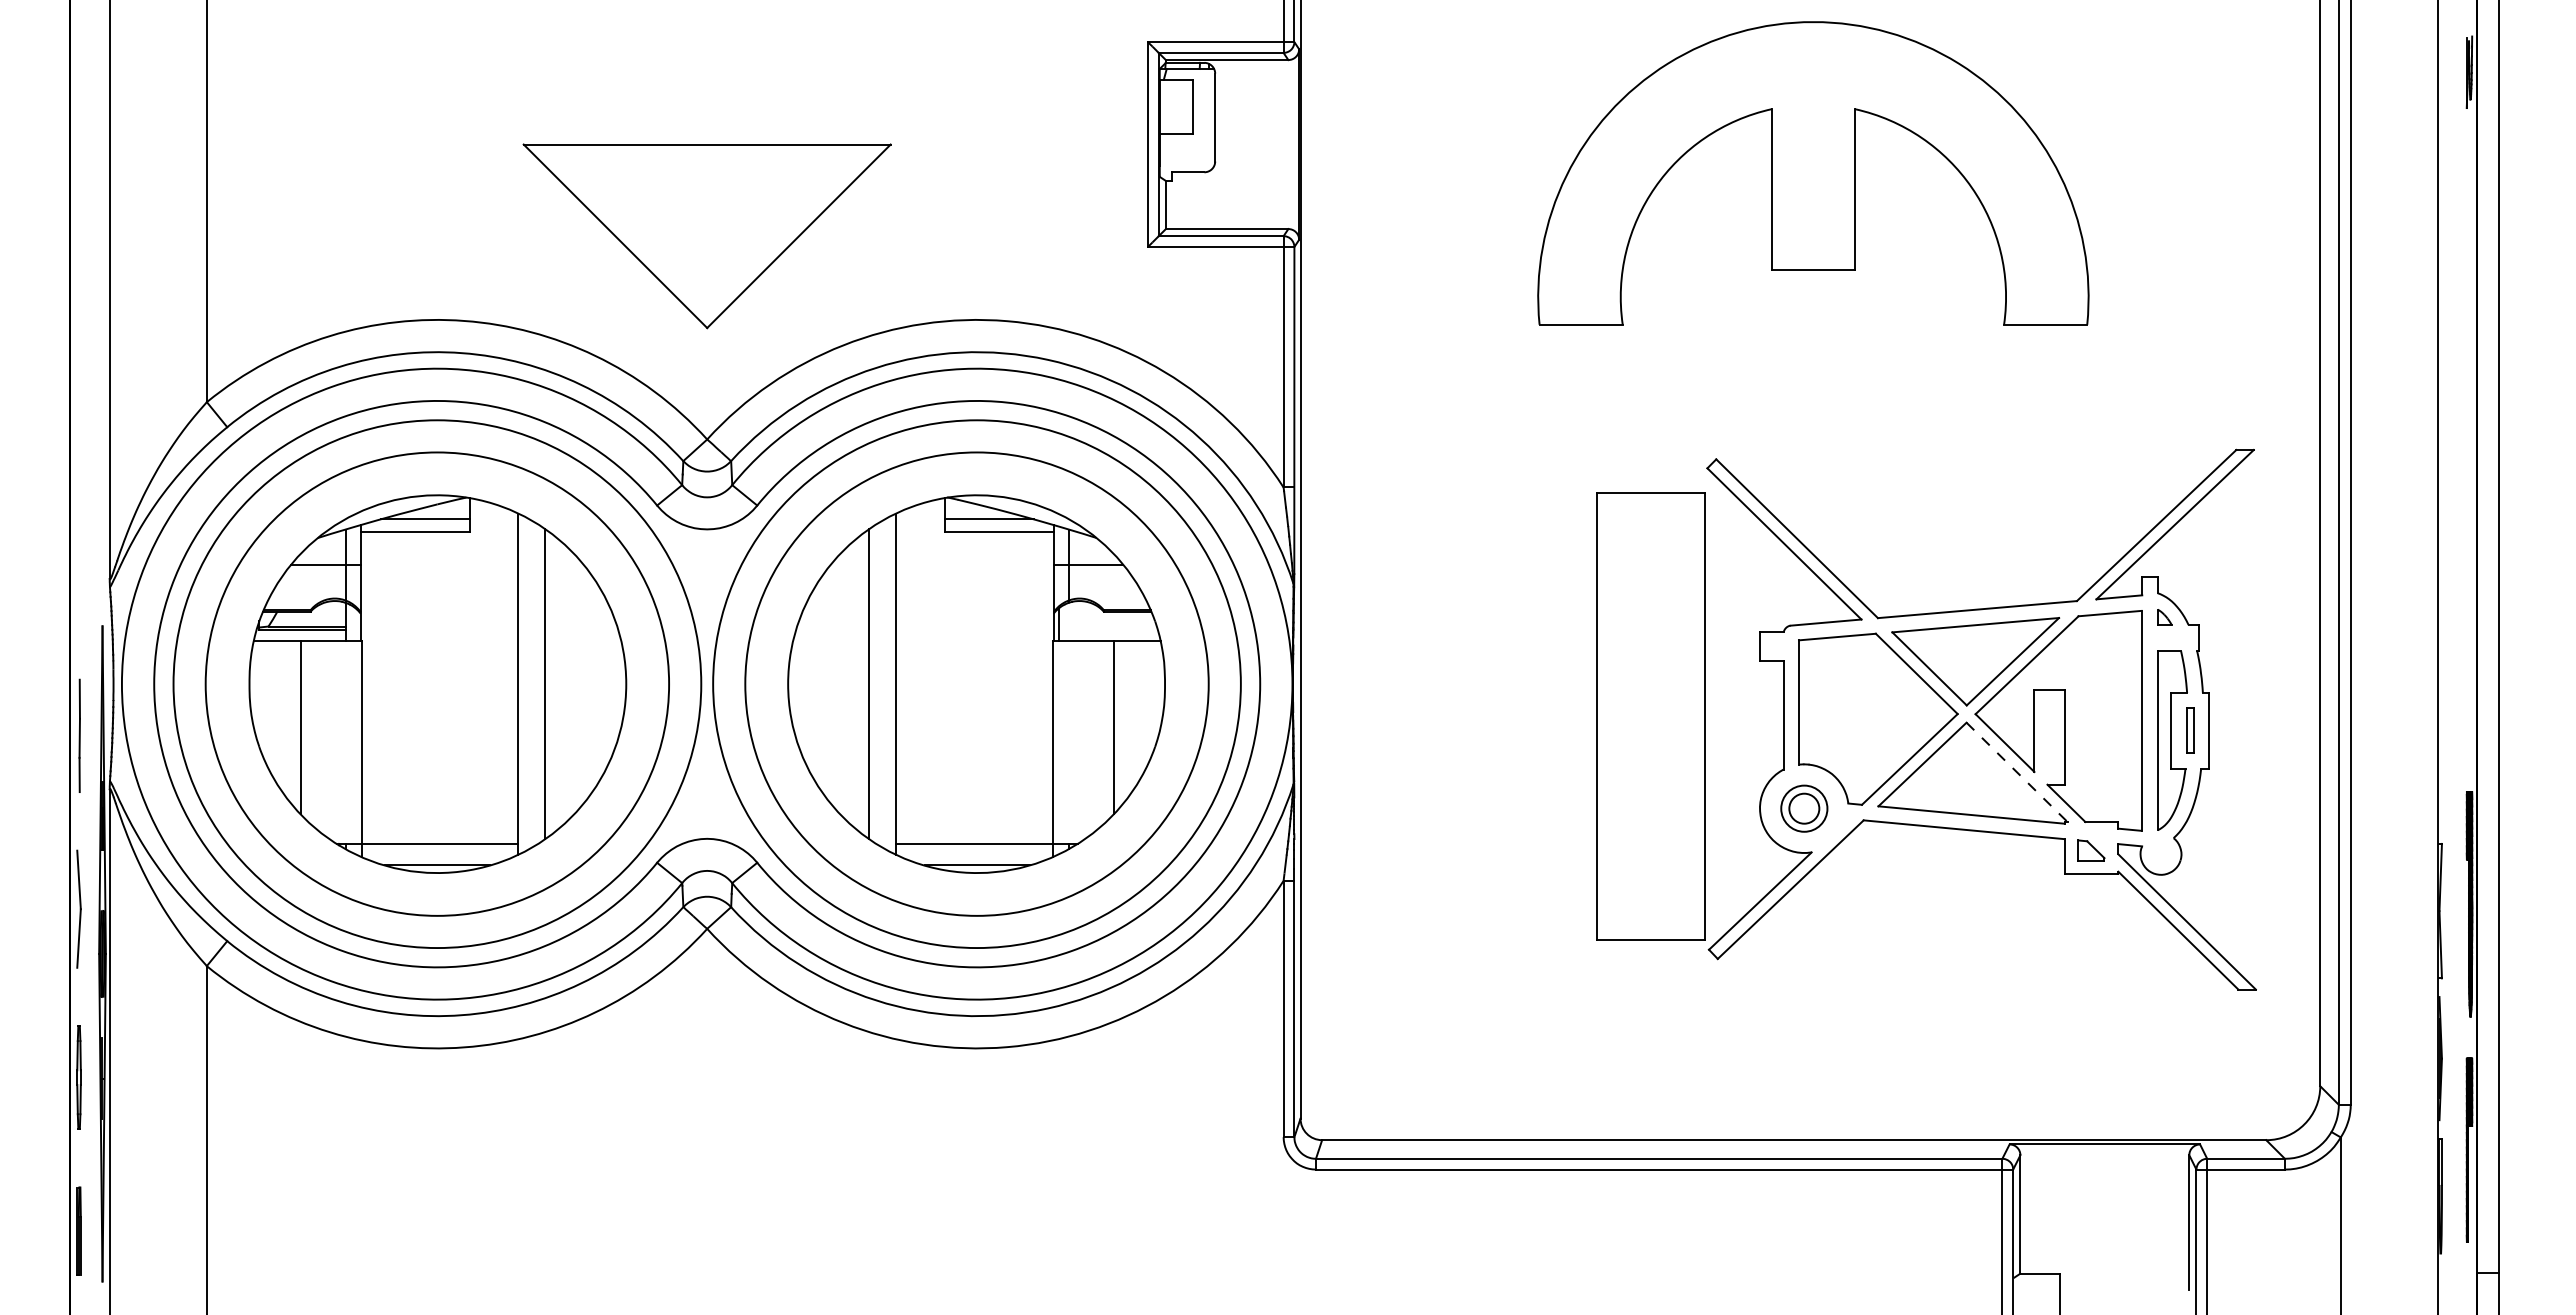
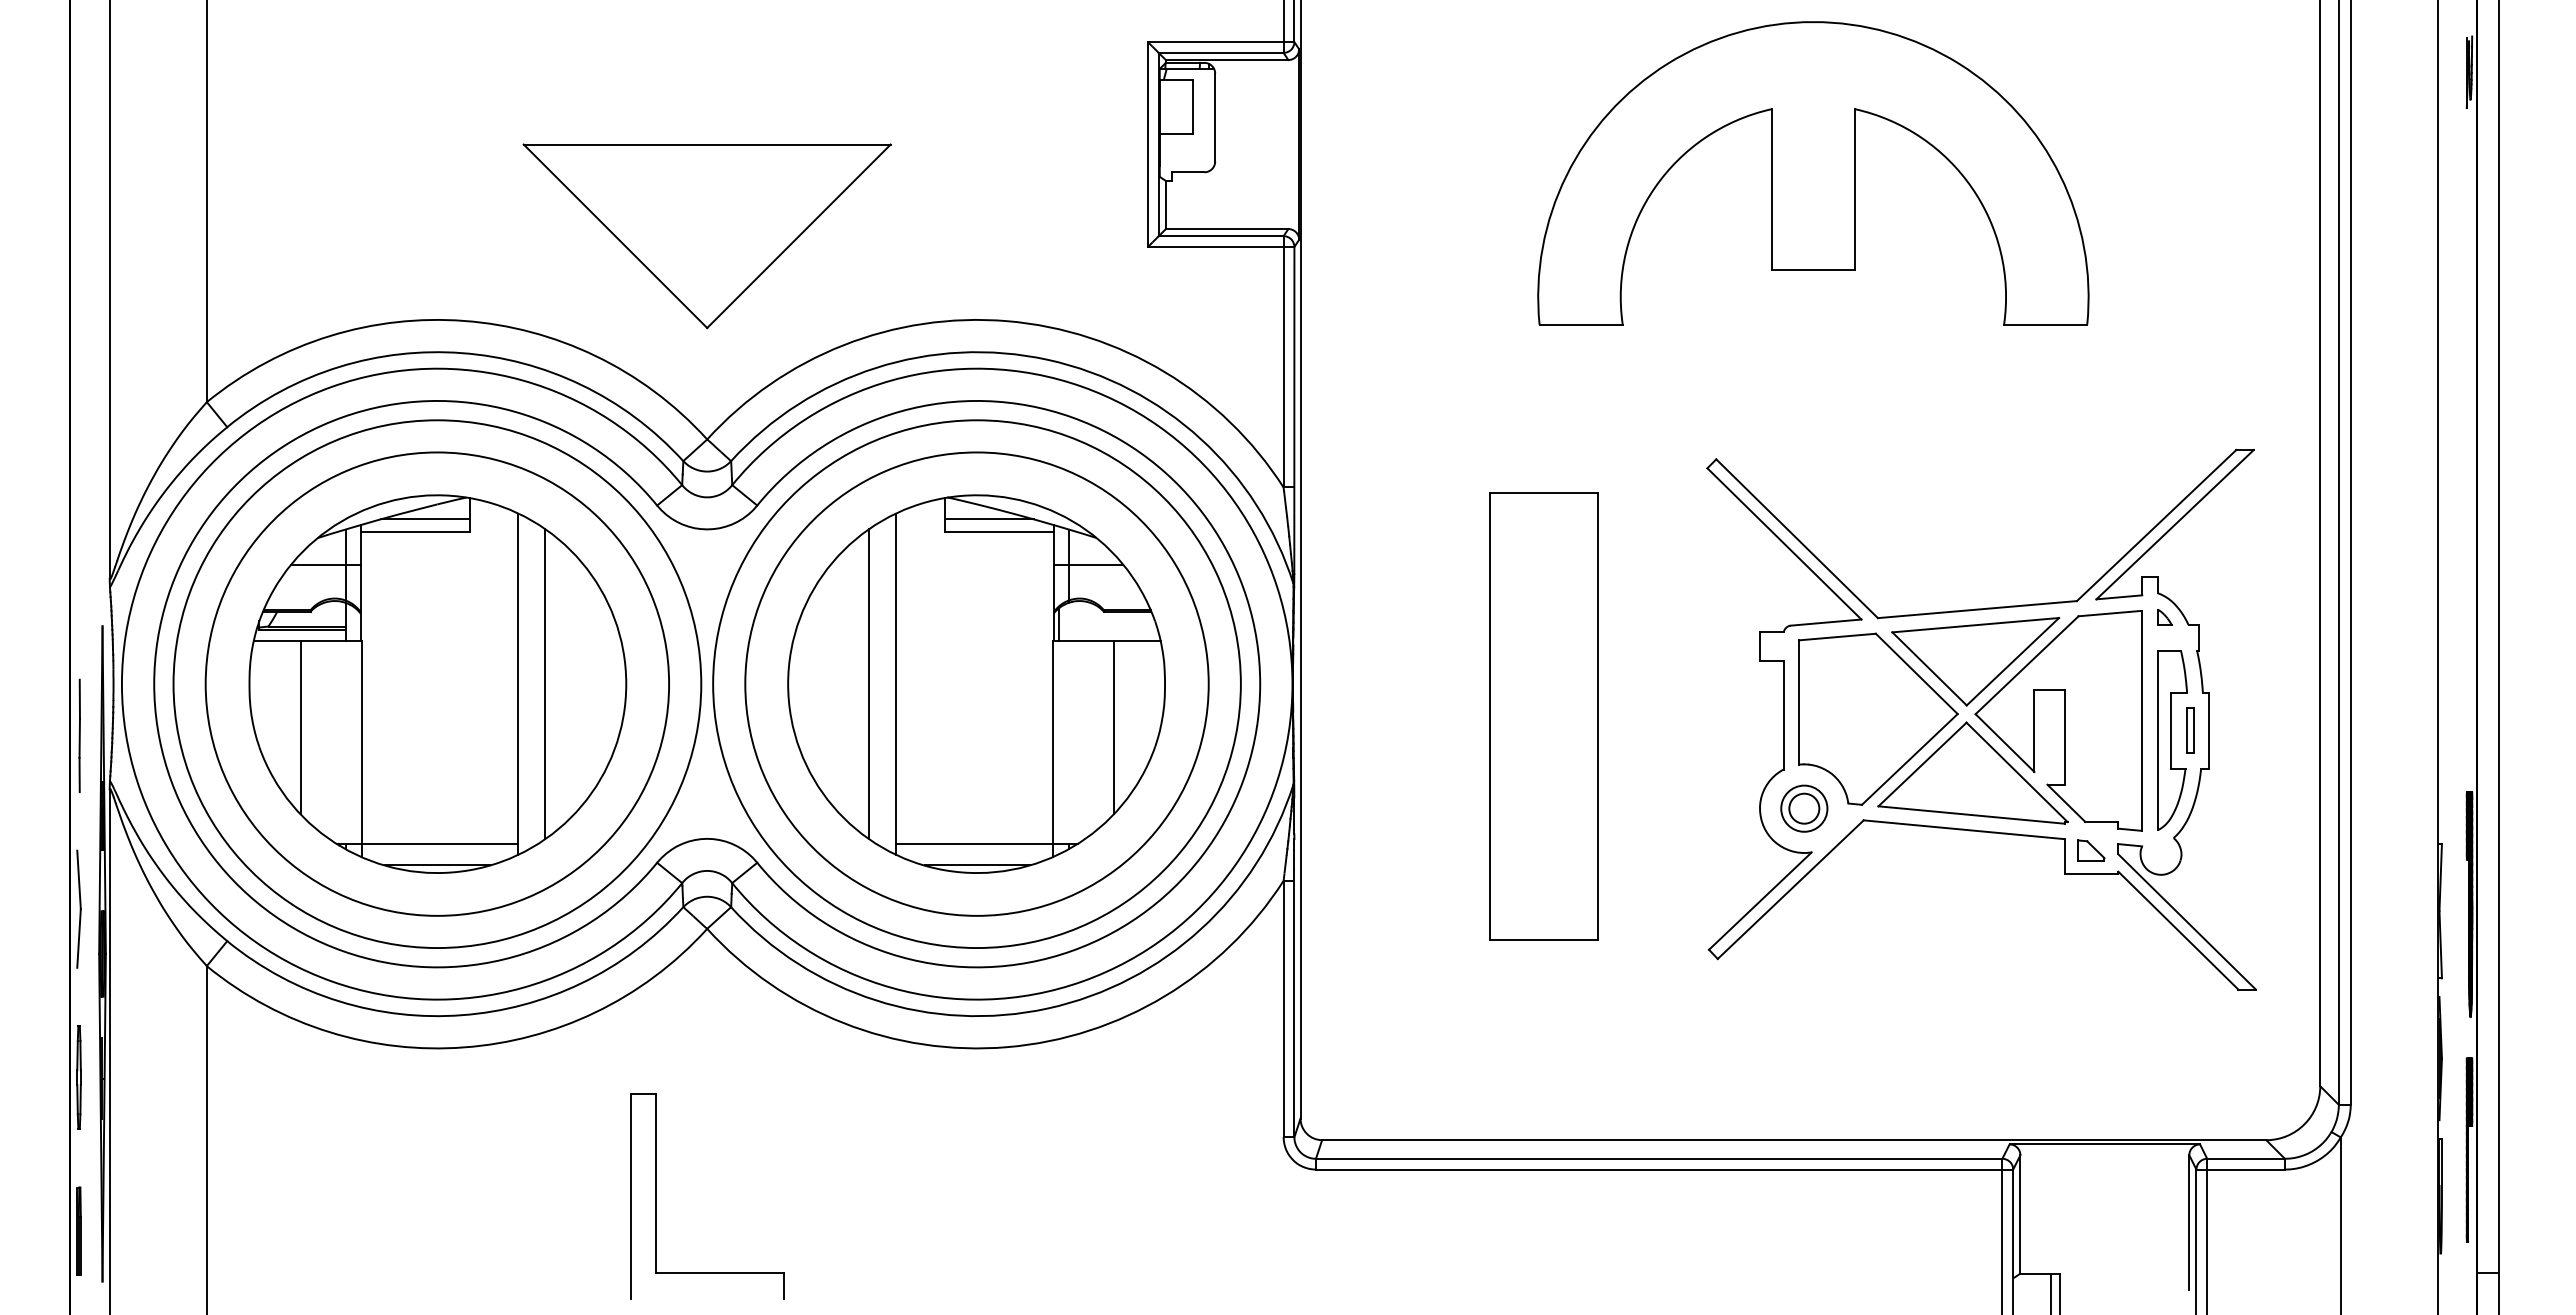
part position: (1650, 716) -> (1543, 716) (1543, 716)
line: dashed -> solid (2017, 772)
part: none -> present (656, 1196)
line: none -> present (2050, 1292)
